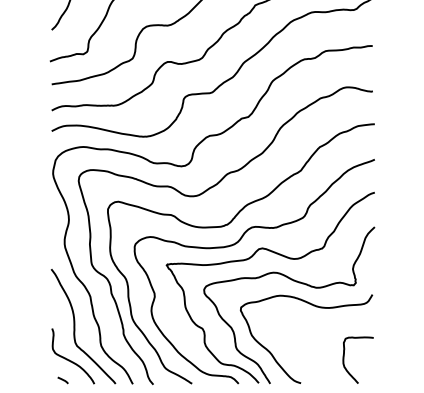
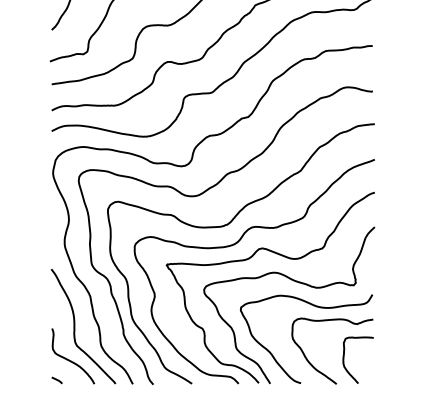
curve: none -> present (319, 370)
curve position: (62, 380) -> (56, 380) (56, 380)
